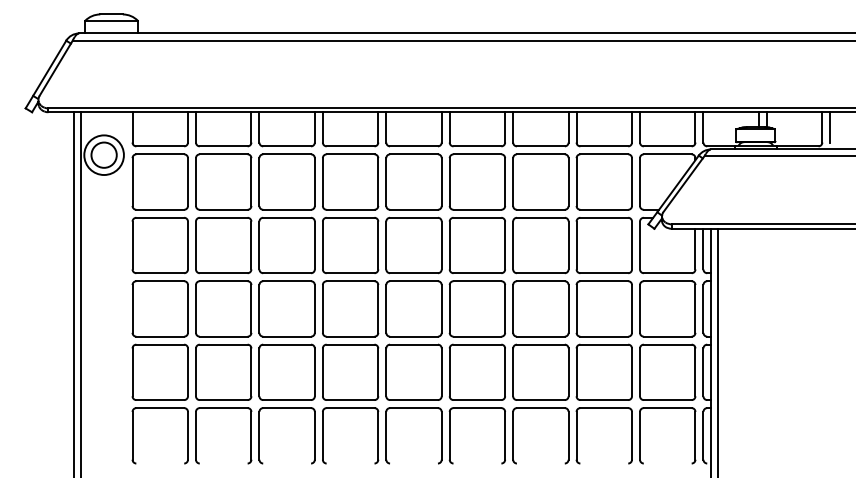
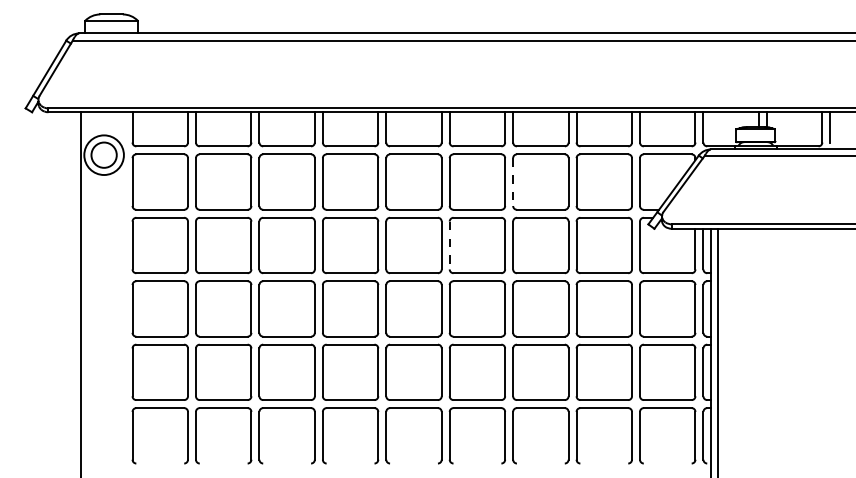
line: solid -> dashed (513, 182)
line: solid -> dashed (449, 245)
line: present -> none (74, 293)
